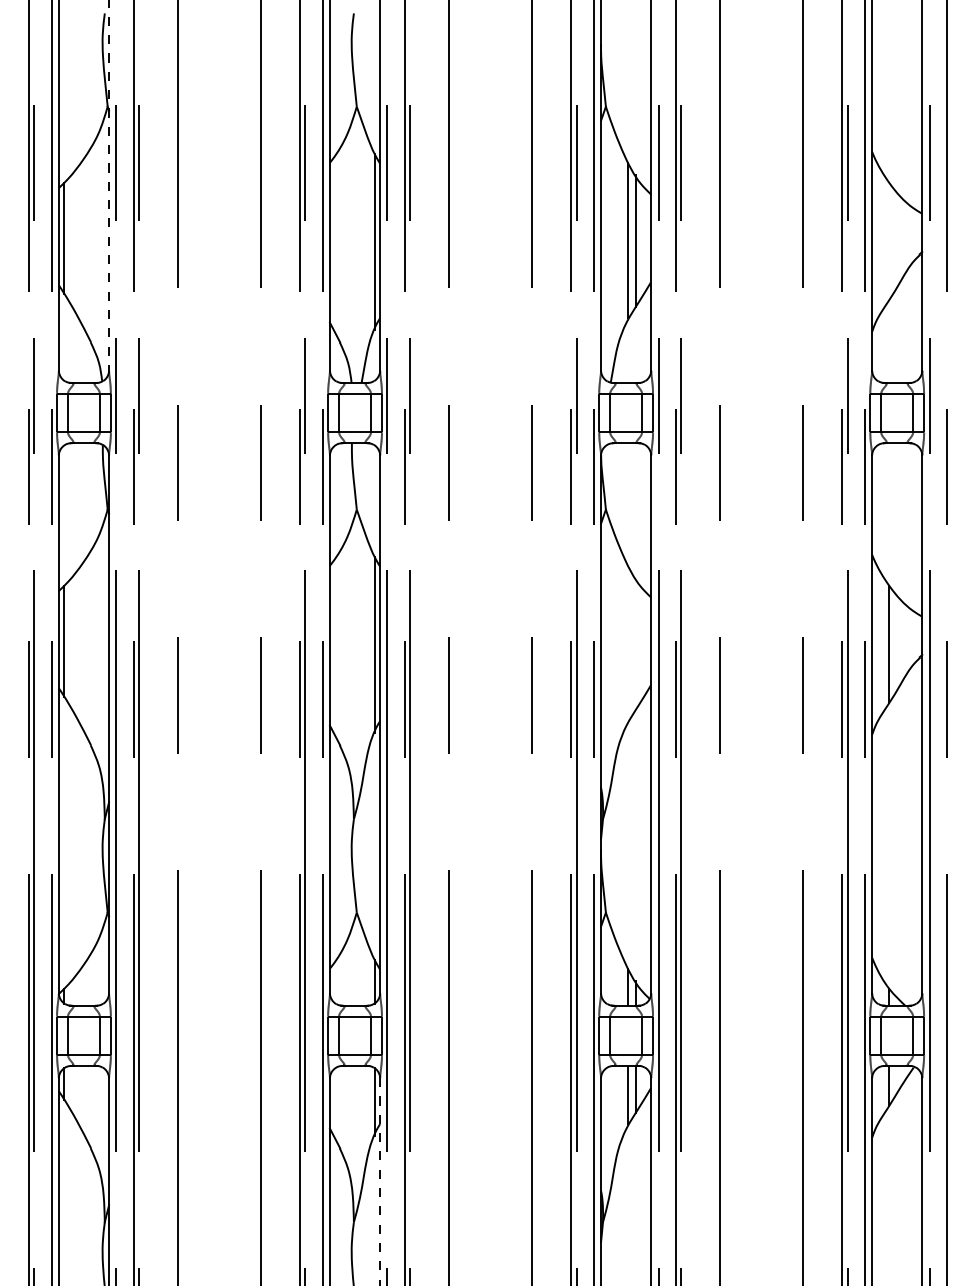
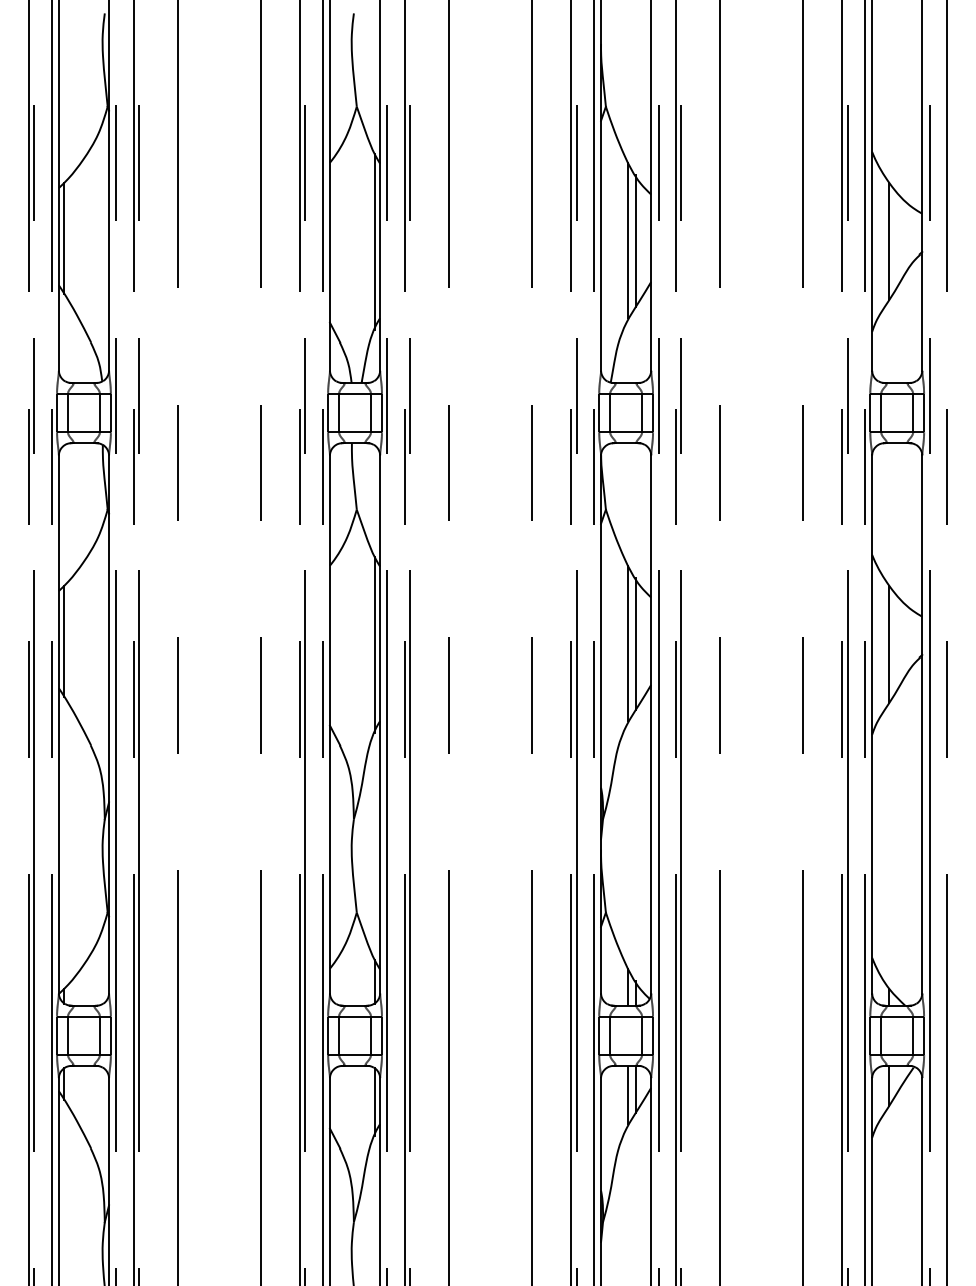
line: dashed -> solid (109, 185)
line: none -> present (889, 240)
line: none -> present (628, 643)
line: none -> present (635, 644)
line: dashed -> solid (380, 1181)
